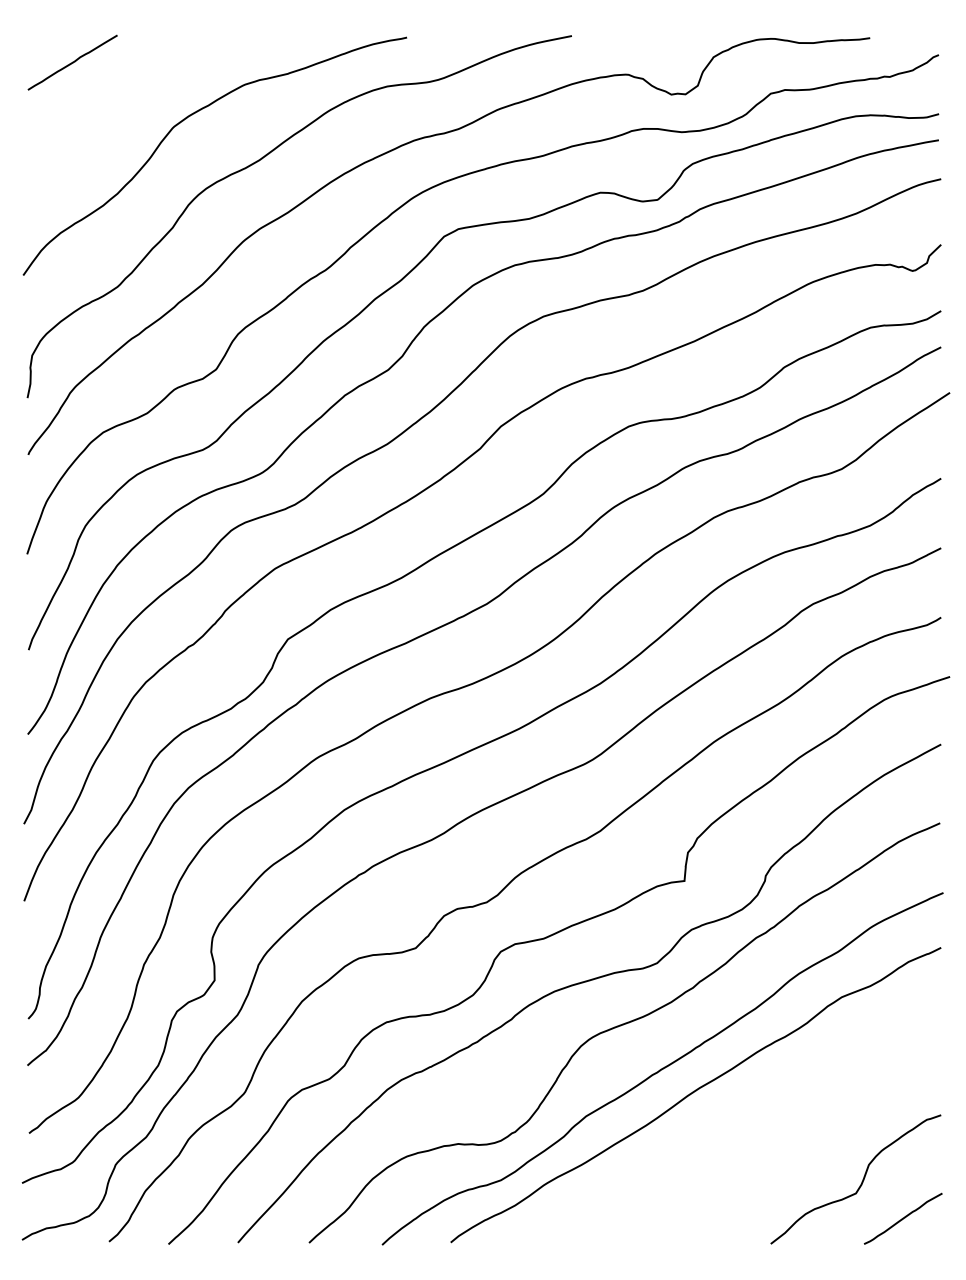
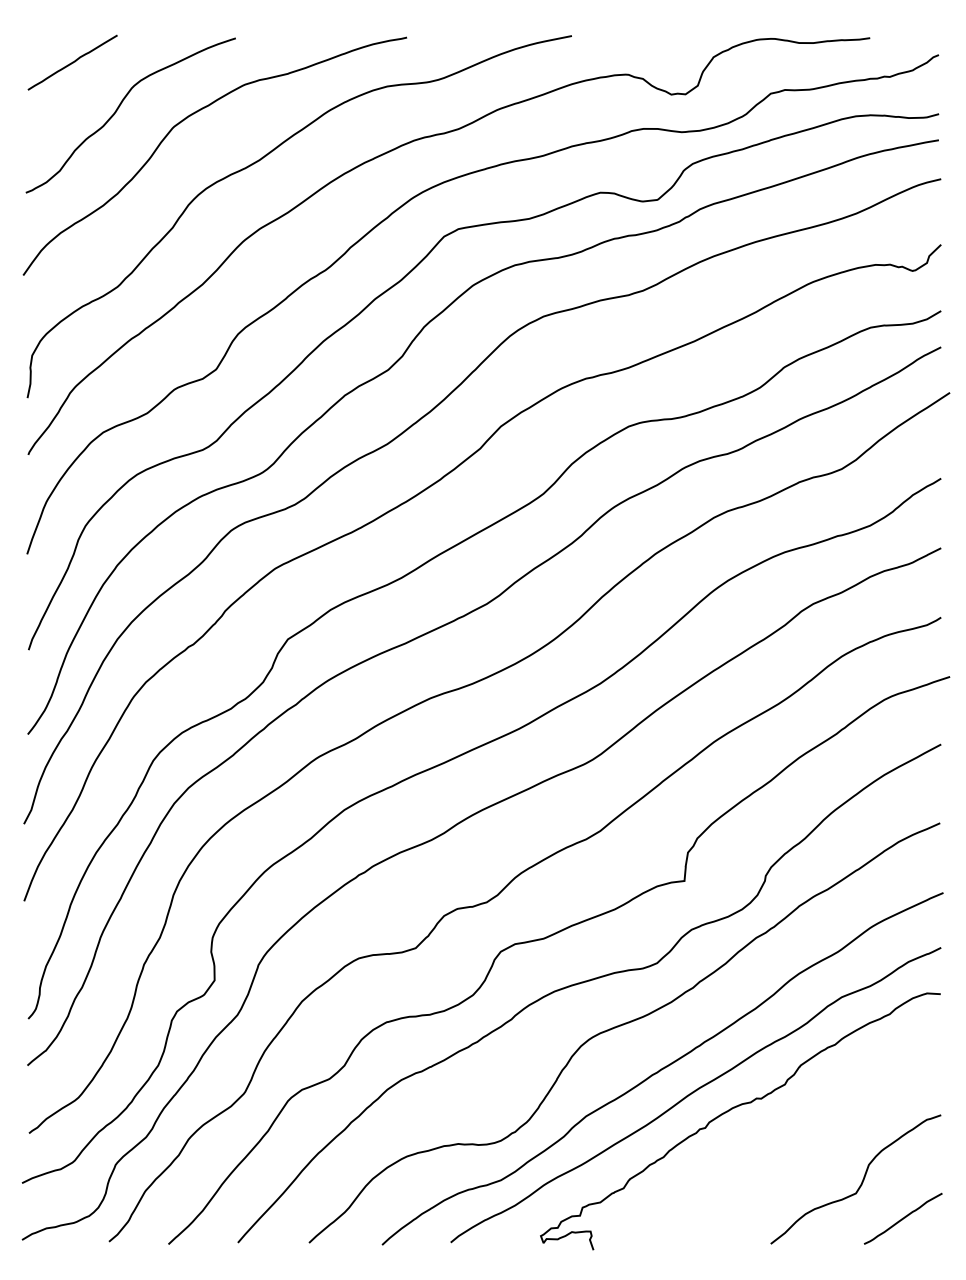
curve: none -> present (118, 109)
curve: none -> present (737, 1107)
